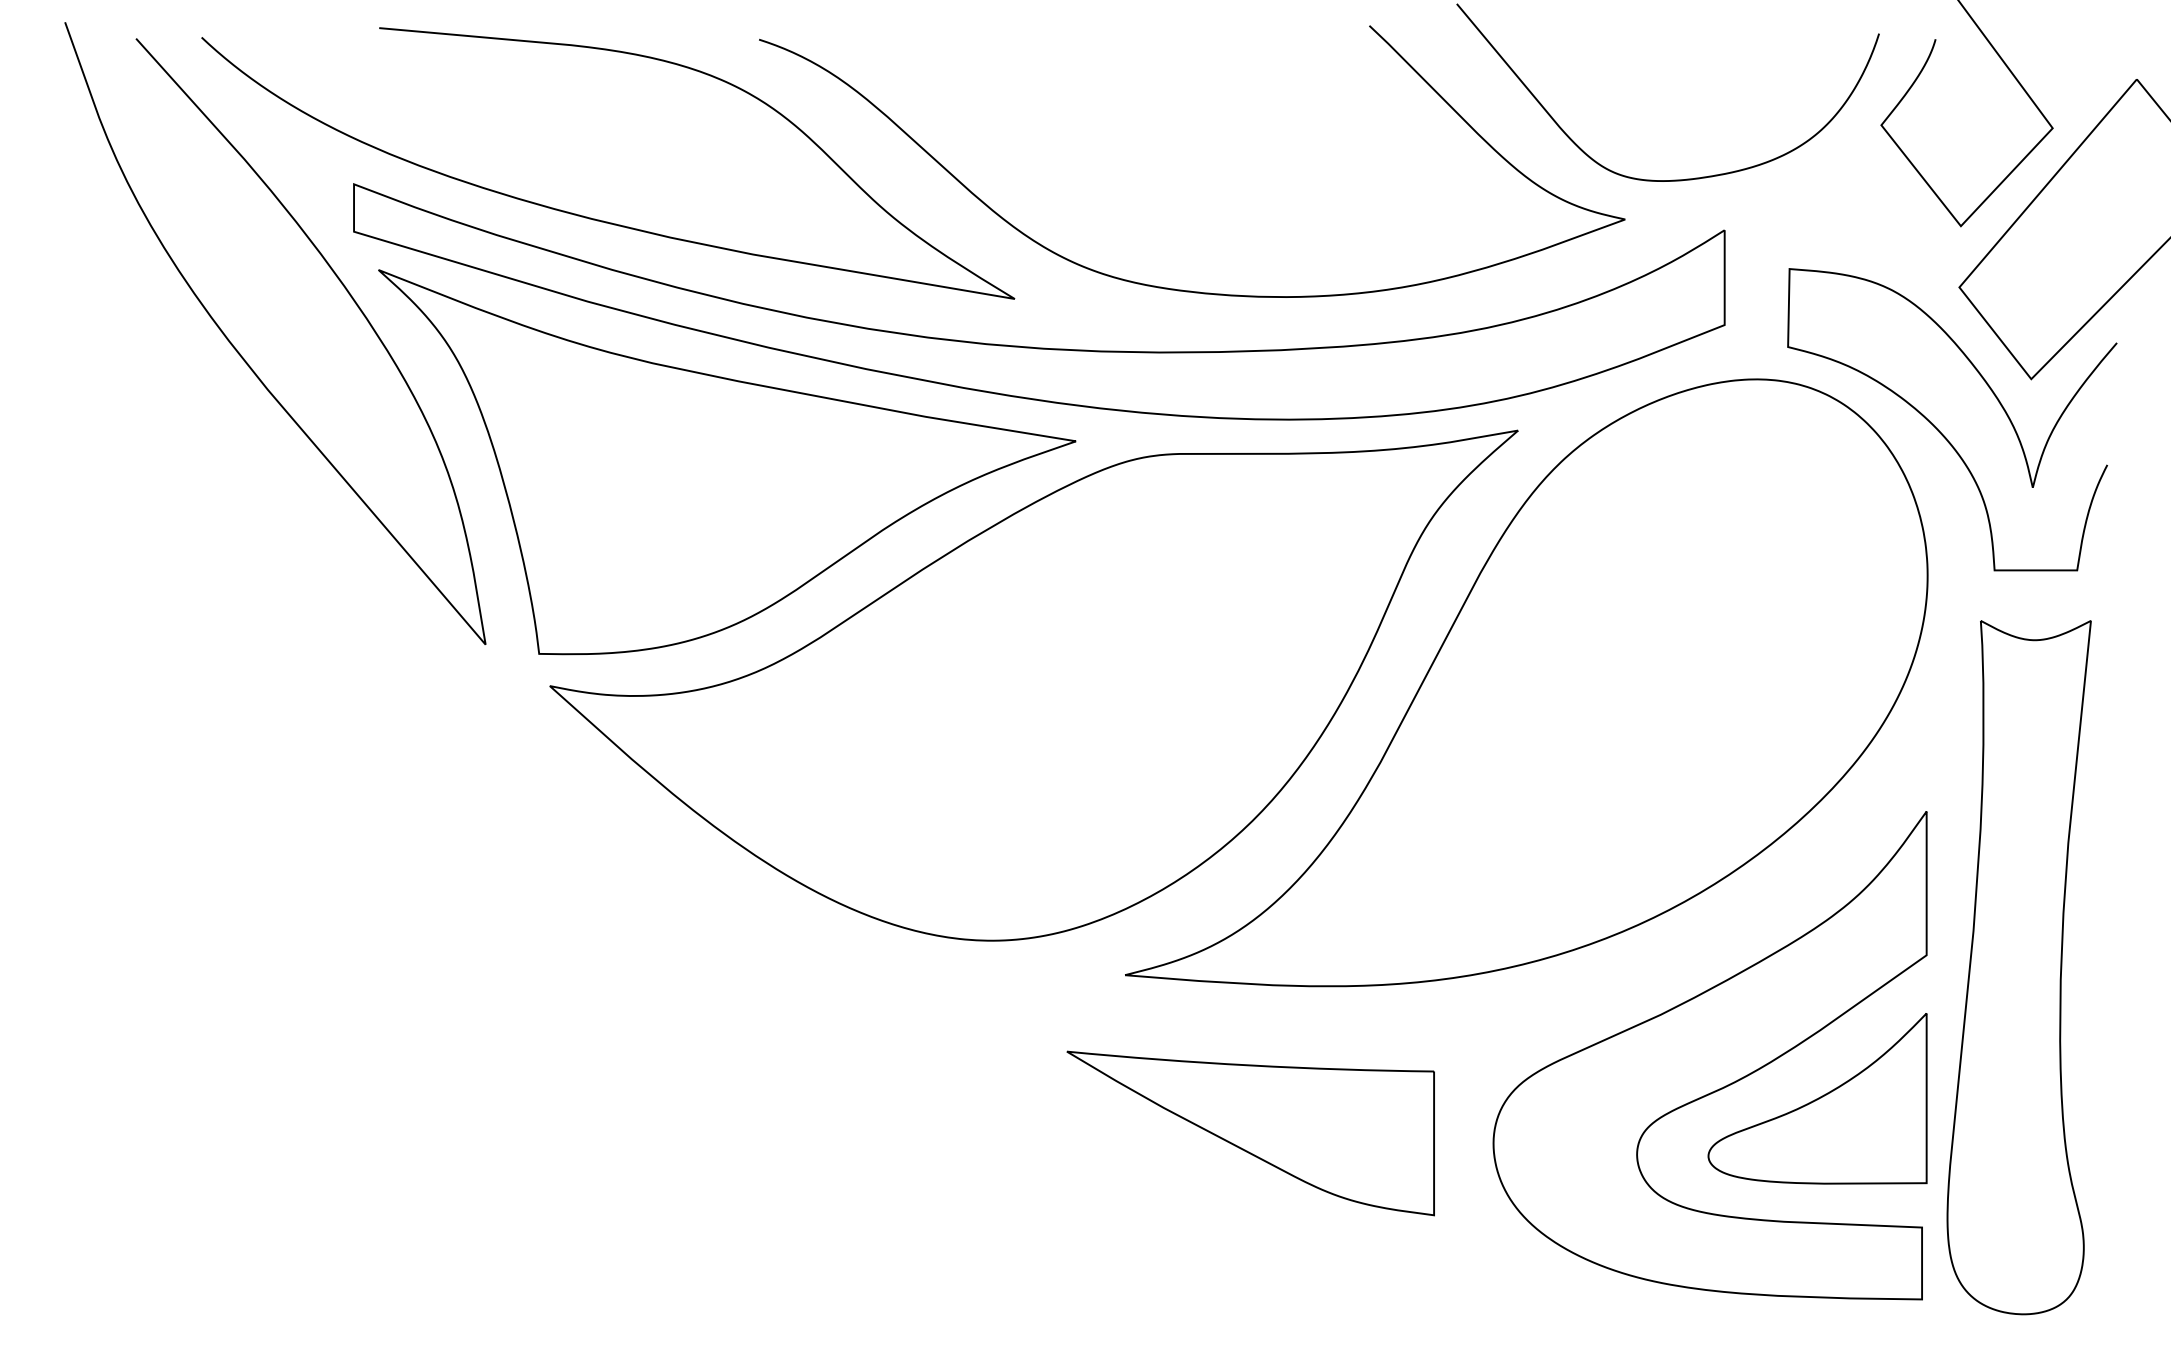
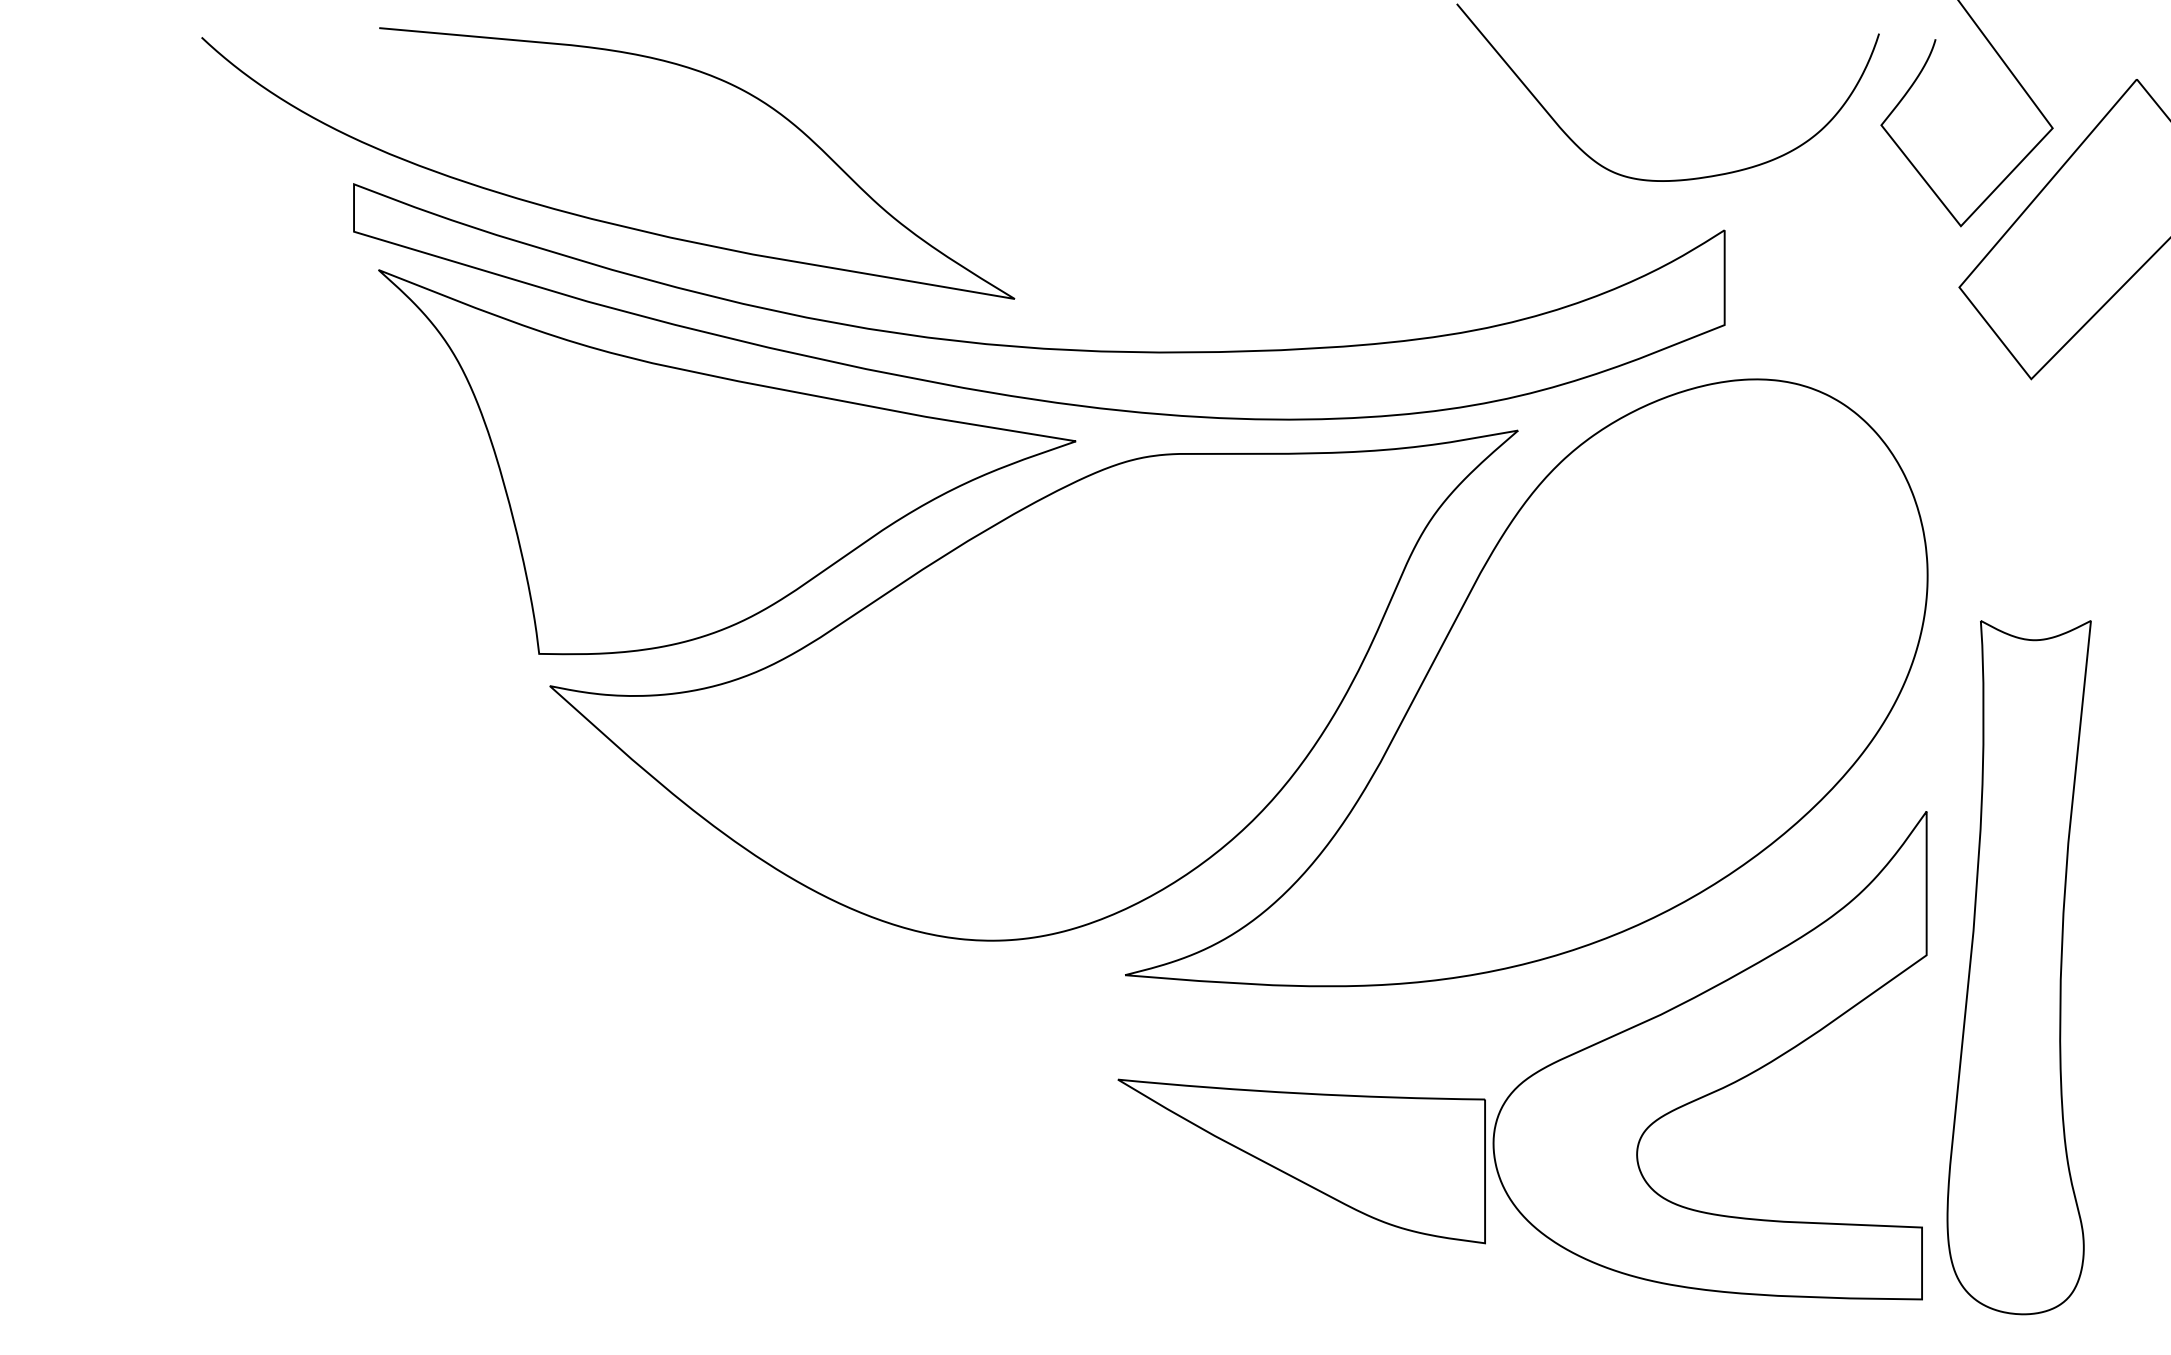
curve: present -> none (1174, 288)
curve: present -> none (244, 358)
curve: present -> none (1940, 431)
part: present -> none (1817, 1098)
part position: (1250, 1133) -> (1301, 1161) (1301, 1161)
